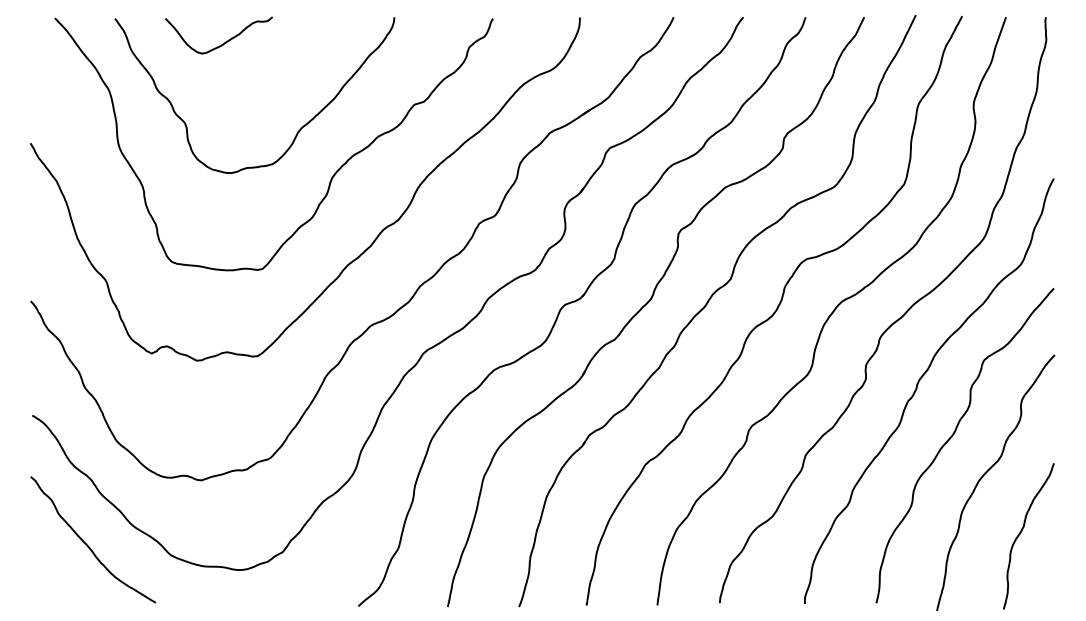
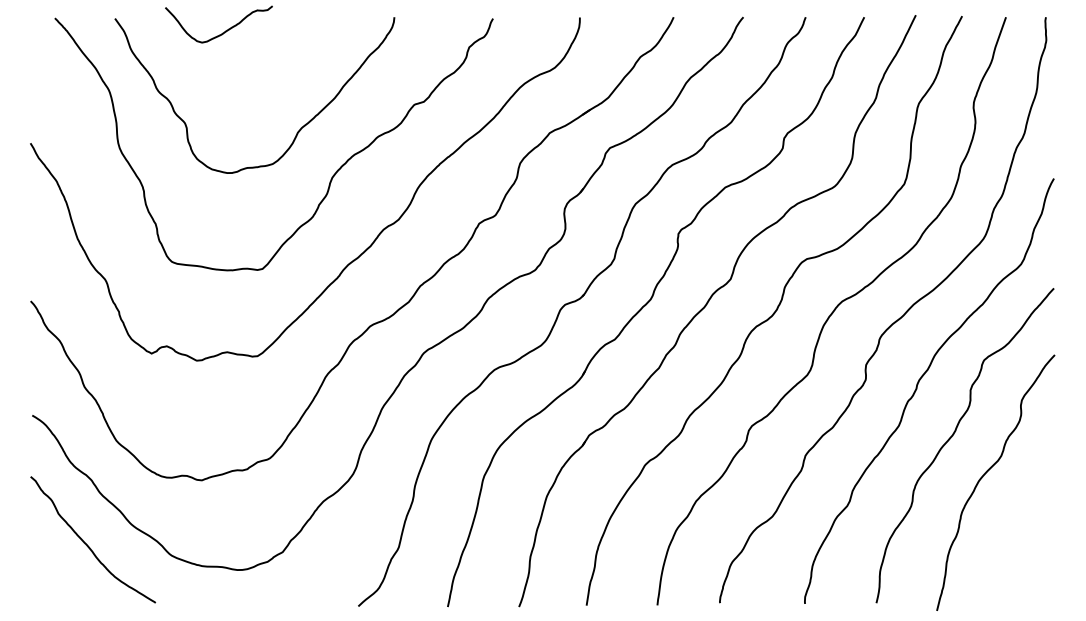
curve position: (222, 43) -> (222, 32) (222, 32)
curve: present -> none (1021, 533)
